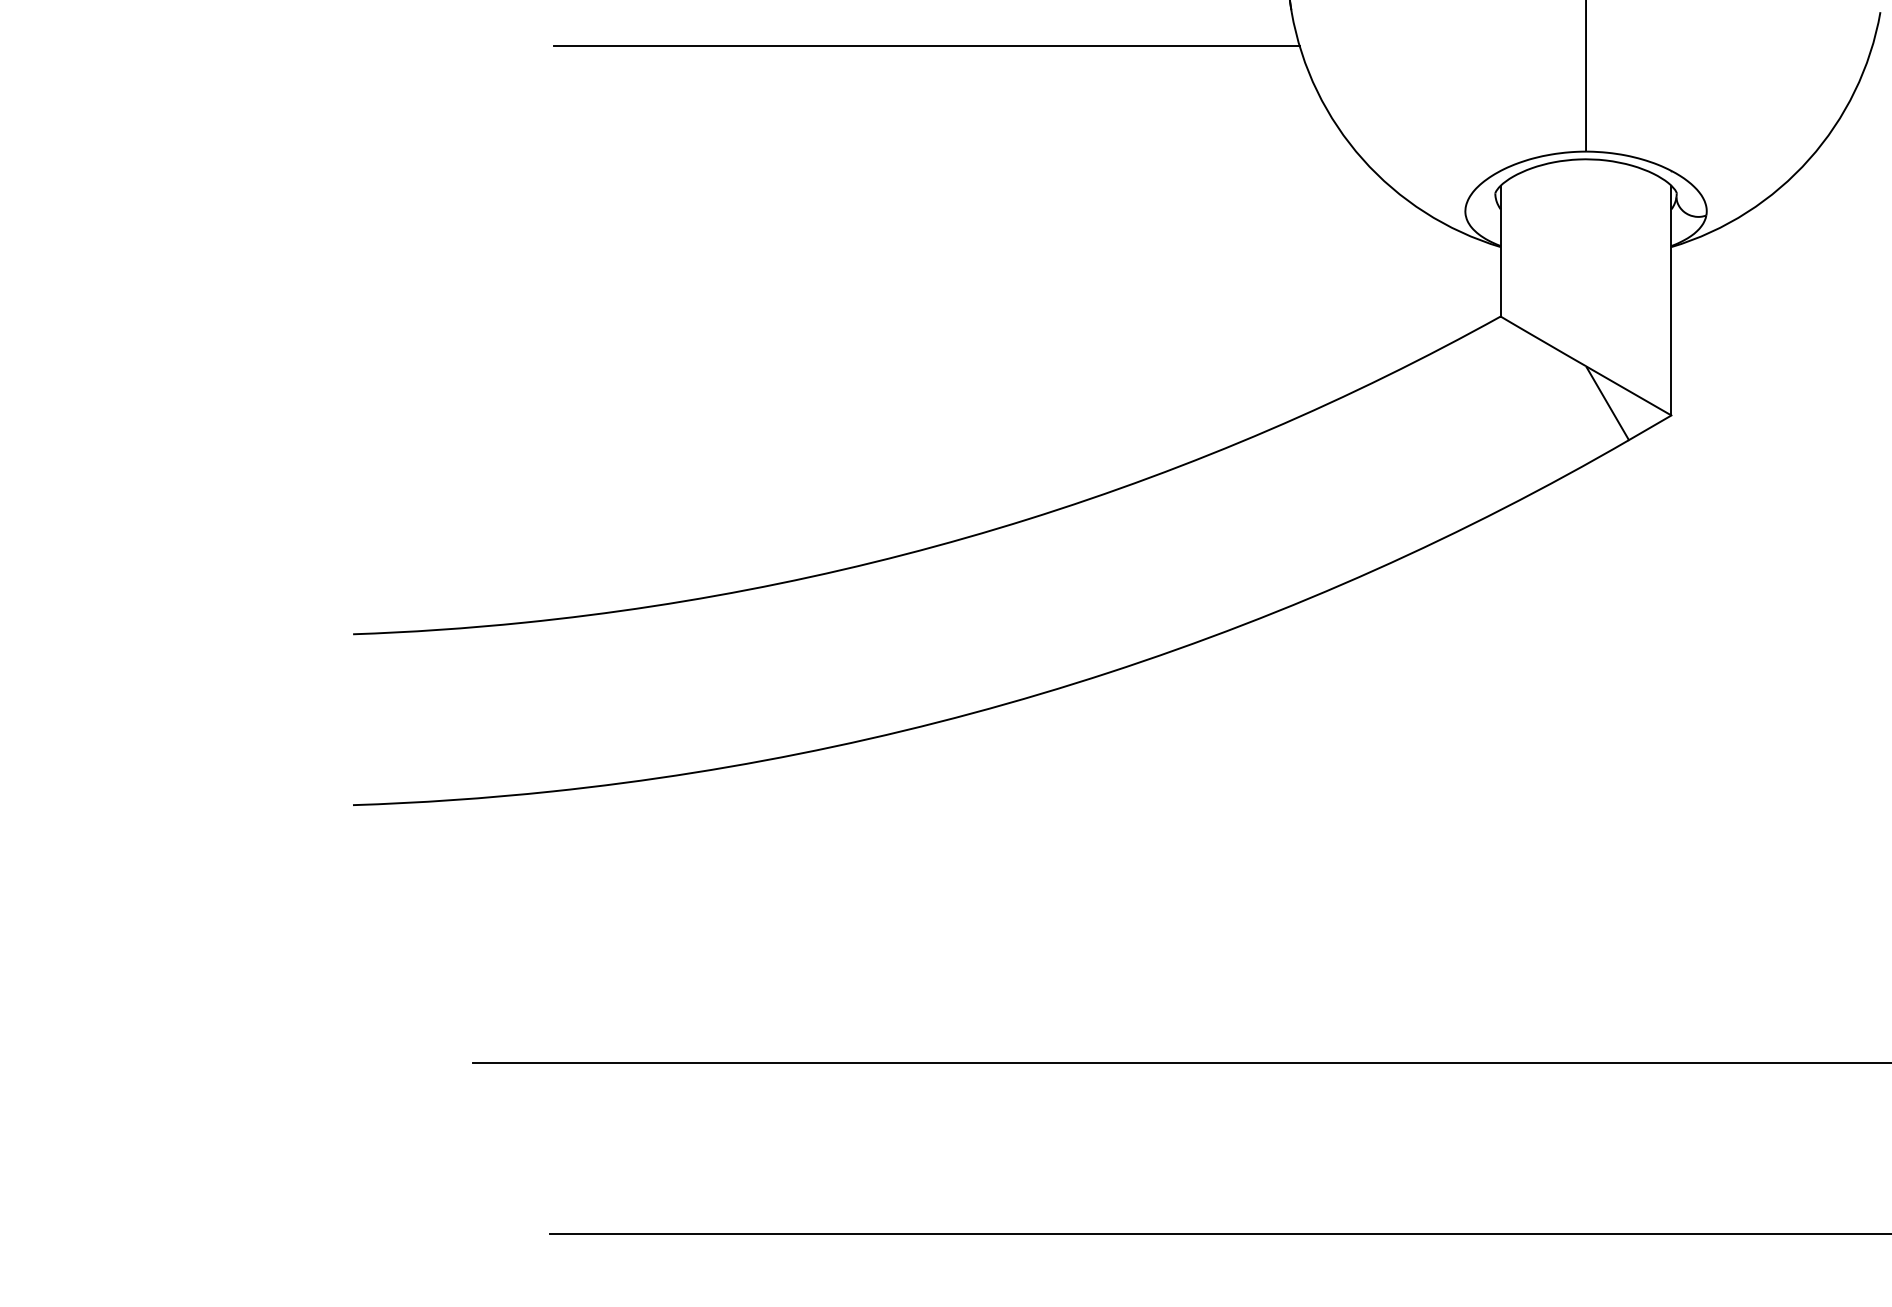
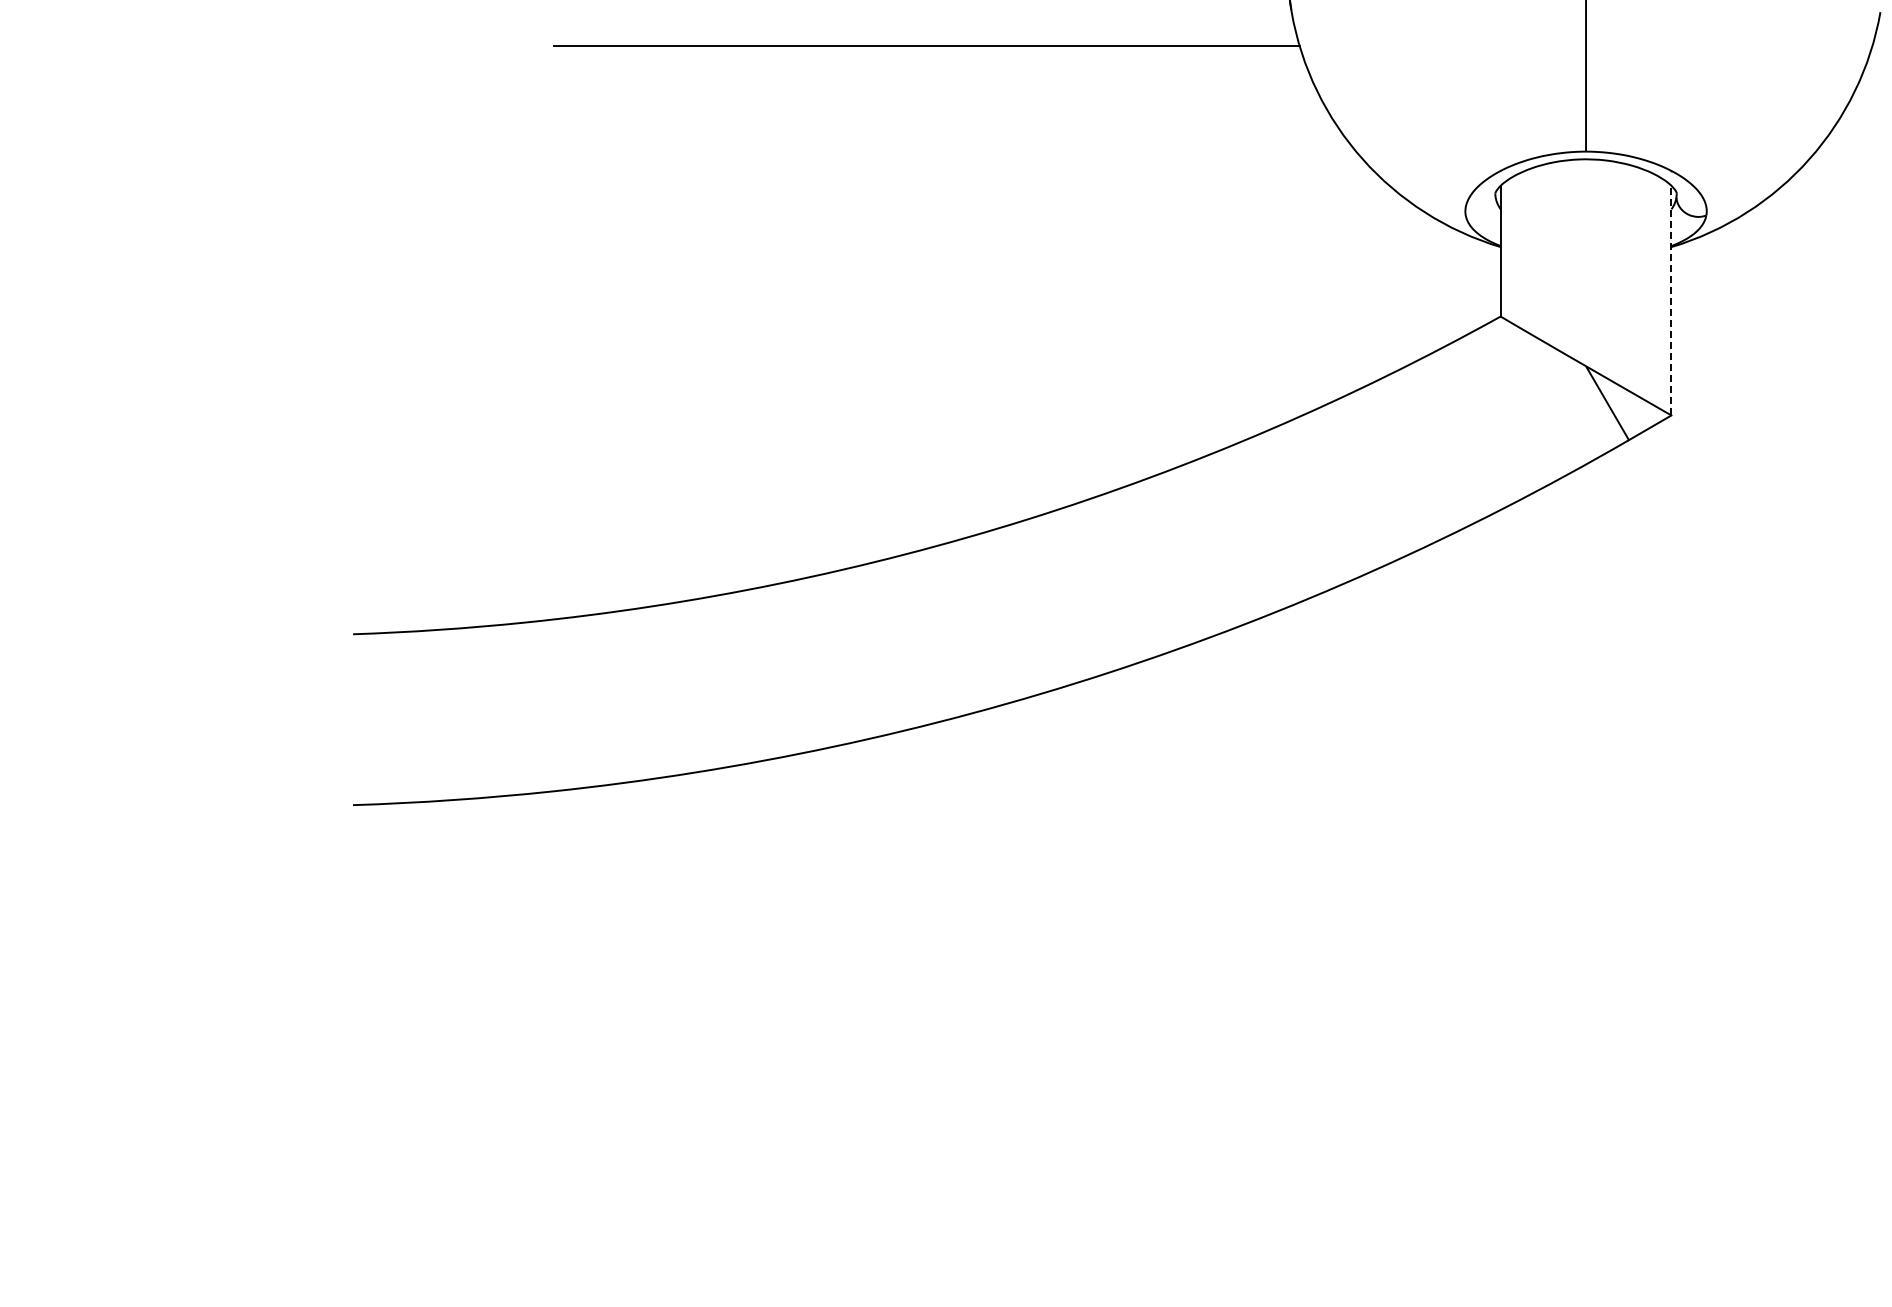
line: solid -> dashed (1671, 300)
line: present -> none (1180, 1062)
line: present -> none (1219, 1233)
